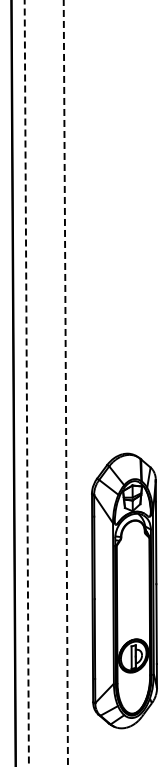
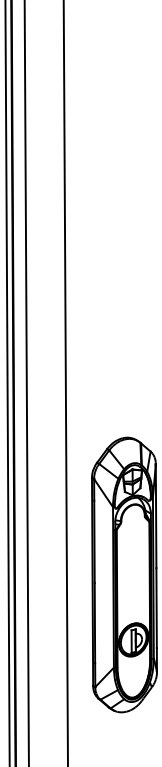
line: none -> present (7, 382)
line: dashed -> solid (26, 383)
line: dashed -> solid (65, 383)
part position: (124, 590) -> (124, 574) (124, 574)
